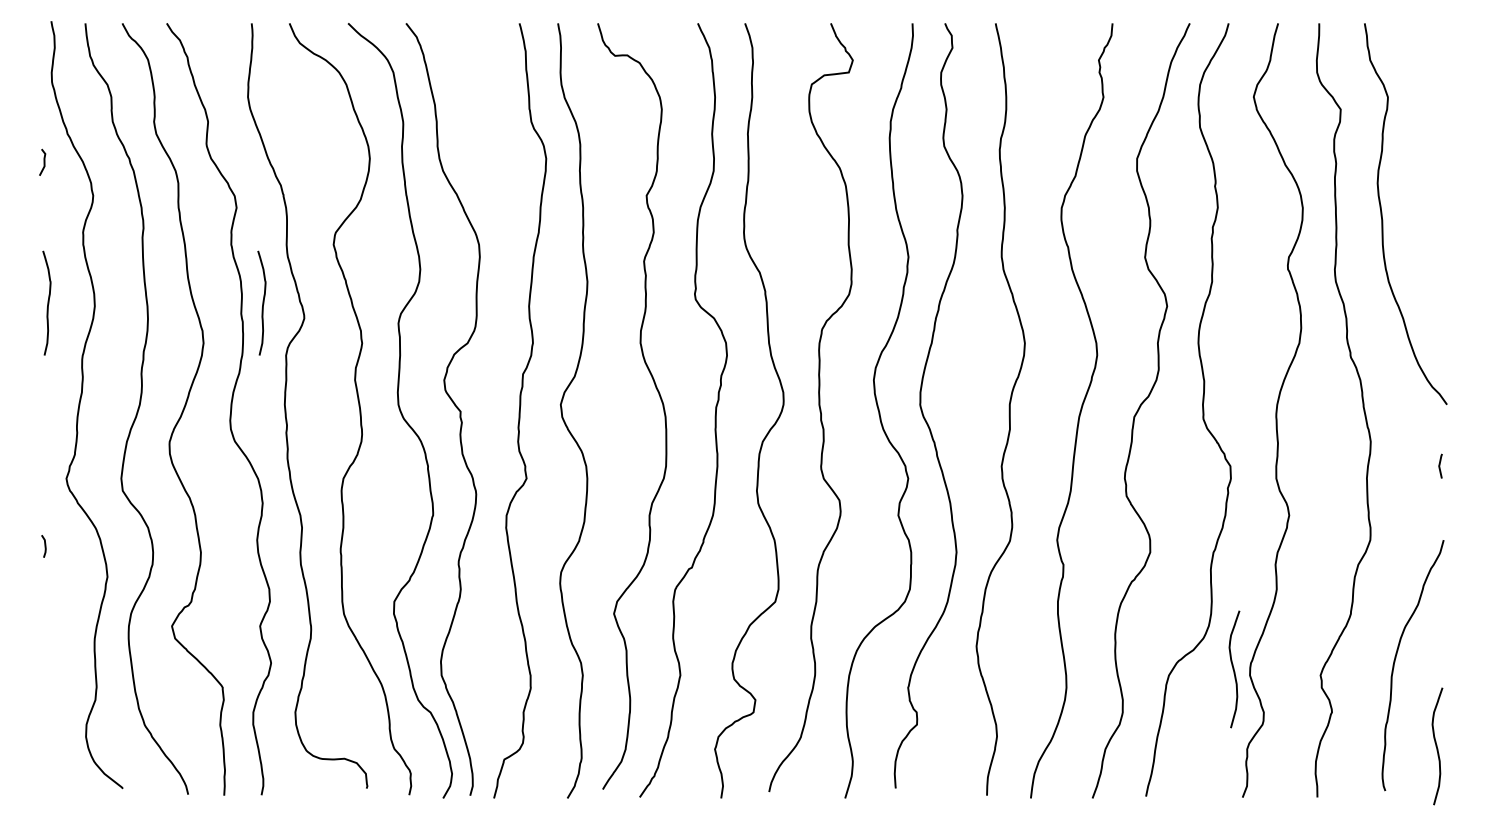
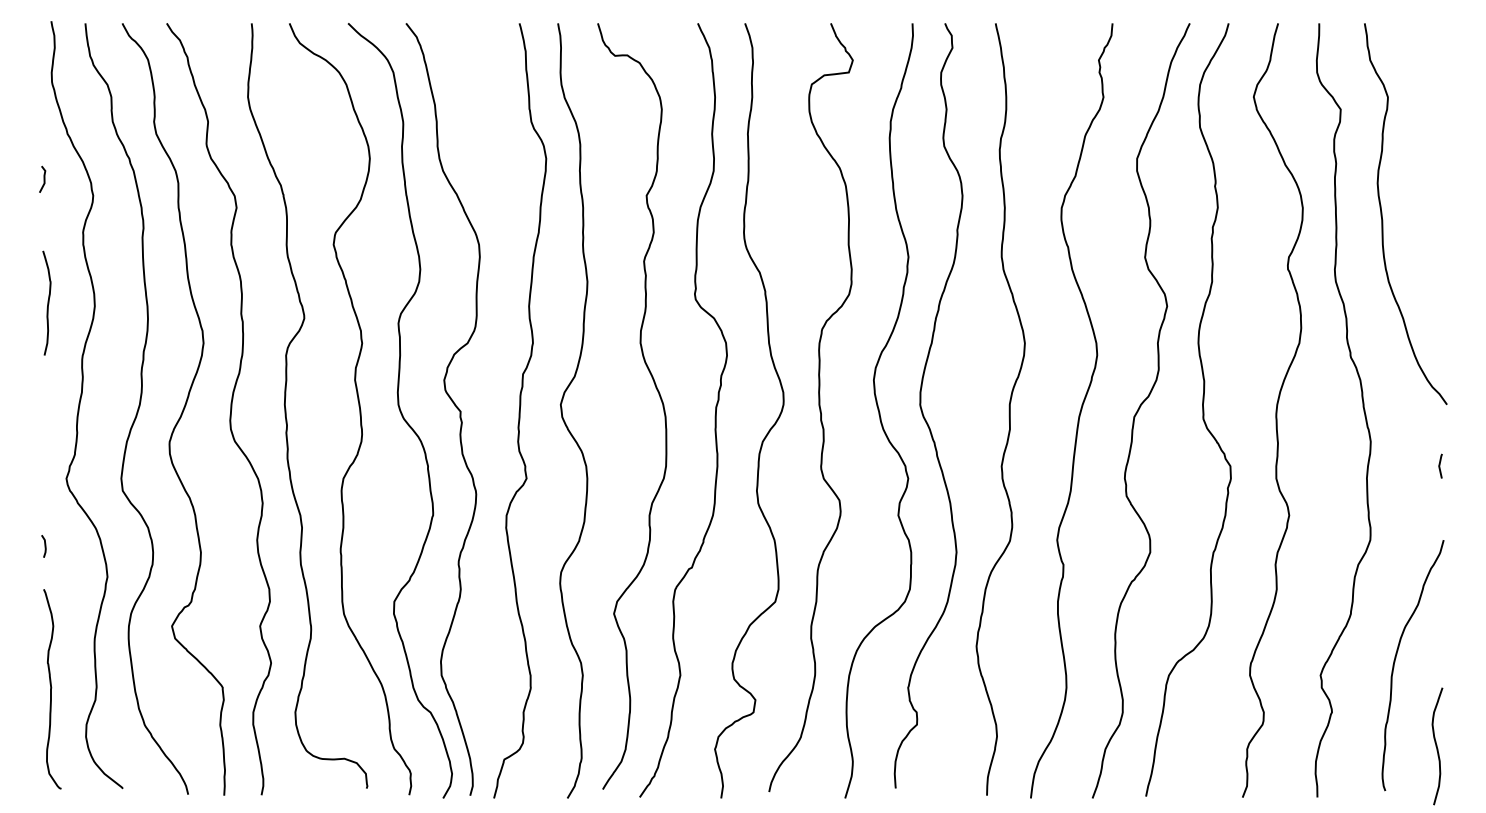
line position: (43, 161) -> (43, 178) (43, 178)
curve: present -> none (262, 302)
curve: present -> none (1234, 669)
curve: none -> present (51, 689)
